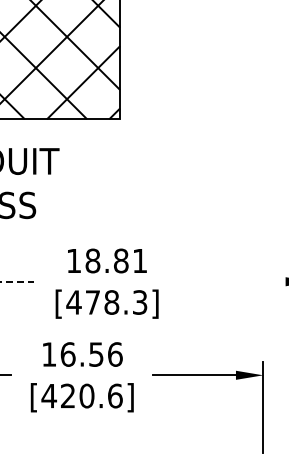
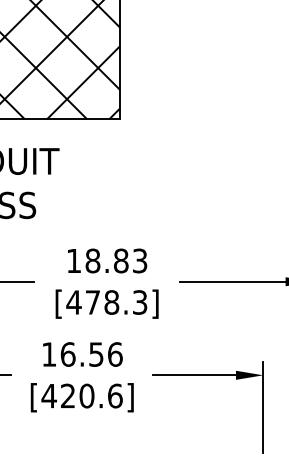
text: 18.81 -> 18.83 (140, 260)
line: dashed -> solid (17, 281)
line: none -> present (232, 281)
